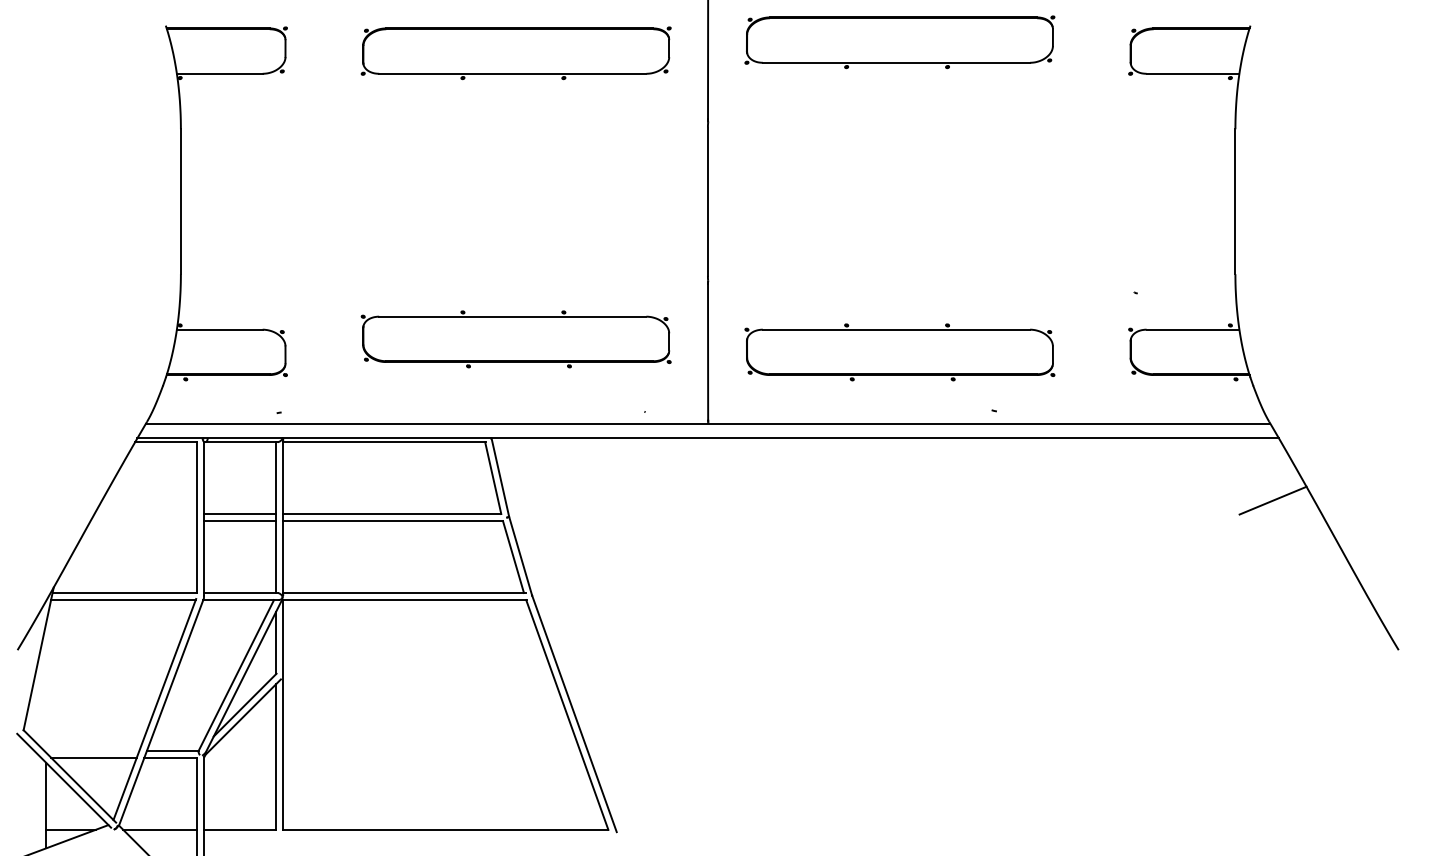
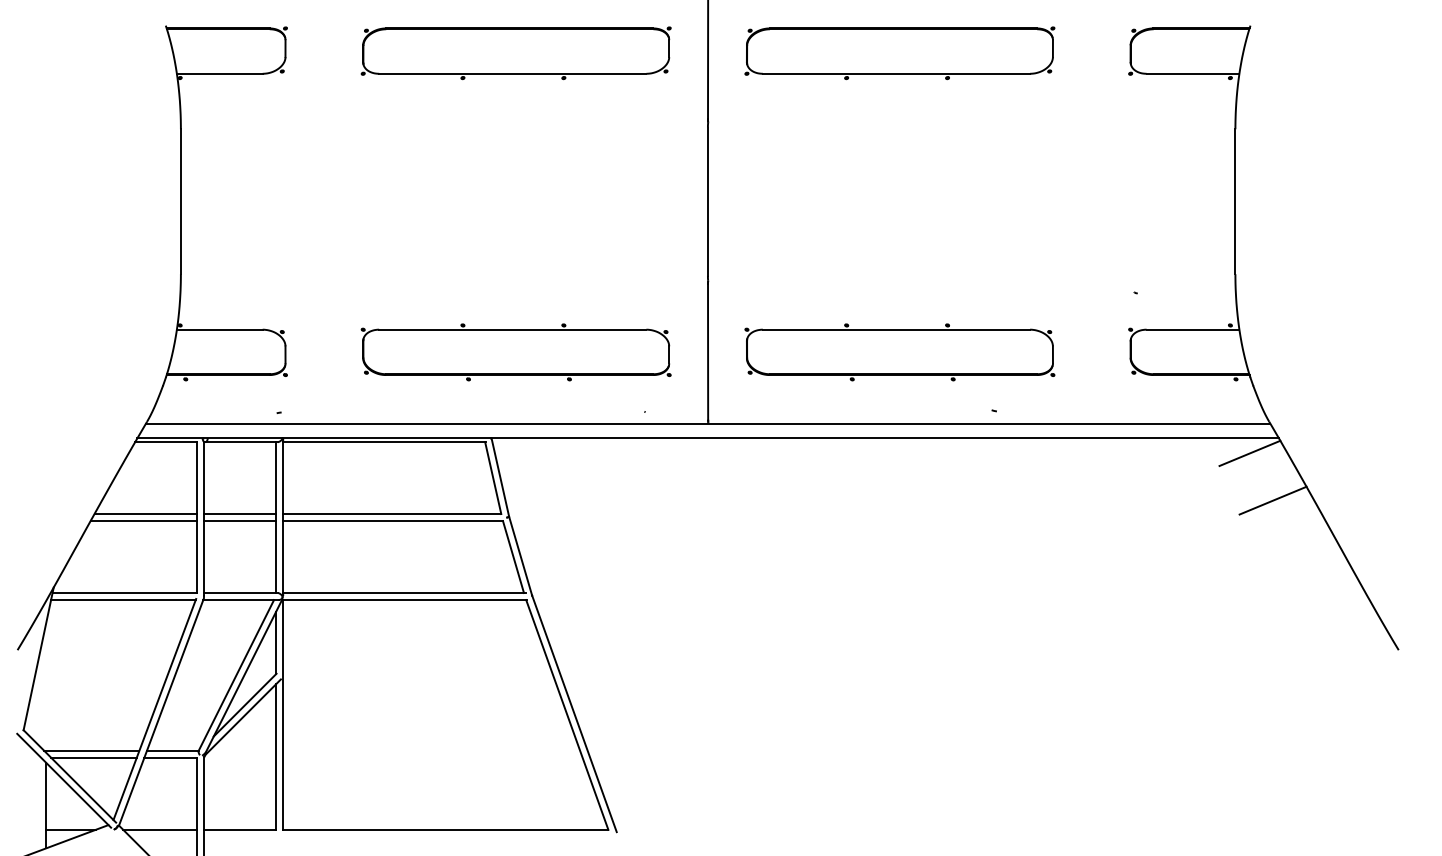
part position: (899, 42) -> (899, 53) (899, 53)
part position: (515, 339) -> (515, 352) (515, 352)
line: none -> present (1249, 453)
line: none -> present (145, 514)
line: none -> present (143, 521)
line: none -> present (91, 750)
